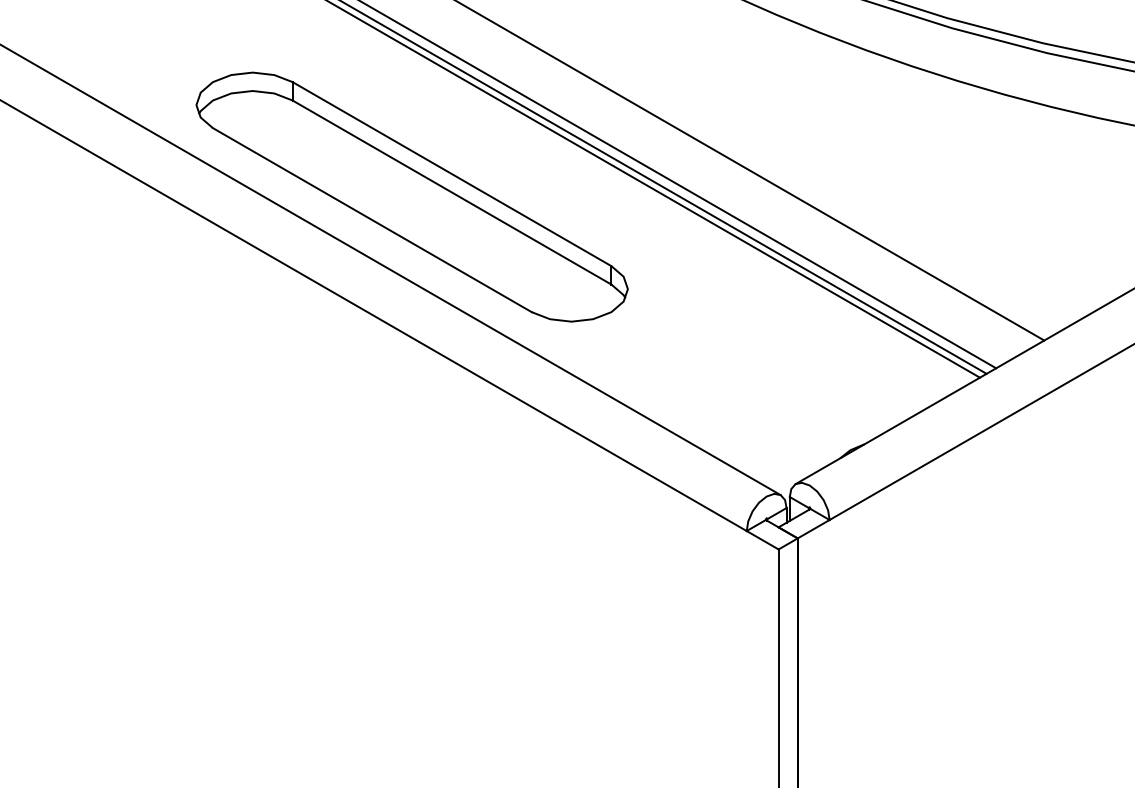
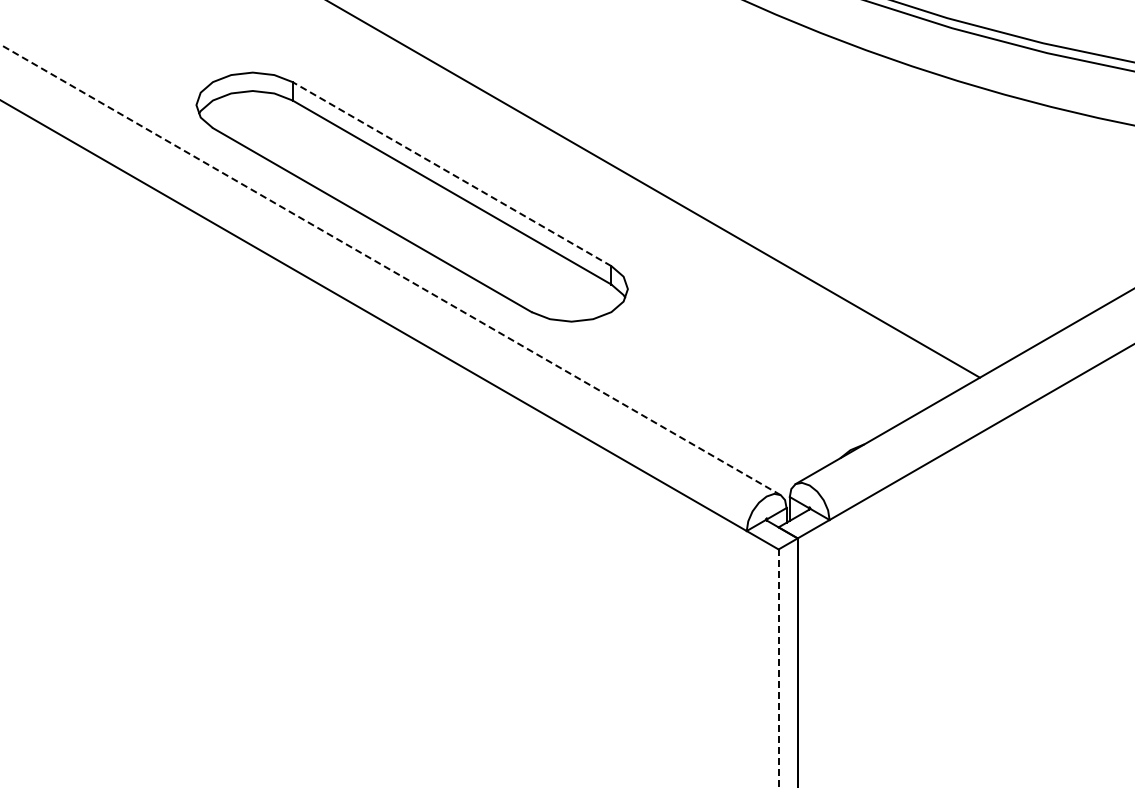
line: present -> none (750, 171)
line: solid -> dashed (451, 173)
line: present -> none (679, 185)
line: present -> none (664, 187)
line: solid -> dashed (390, 269)
line: solid -> dashed (778, 668)
